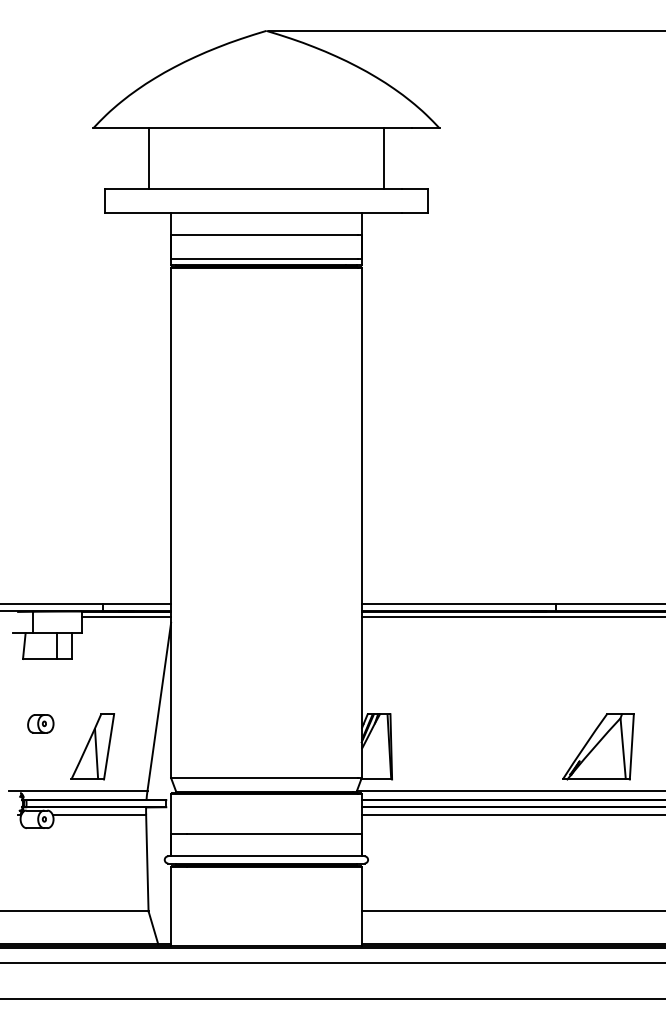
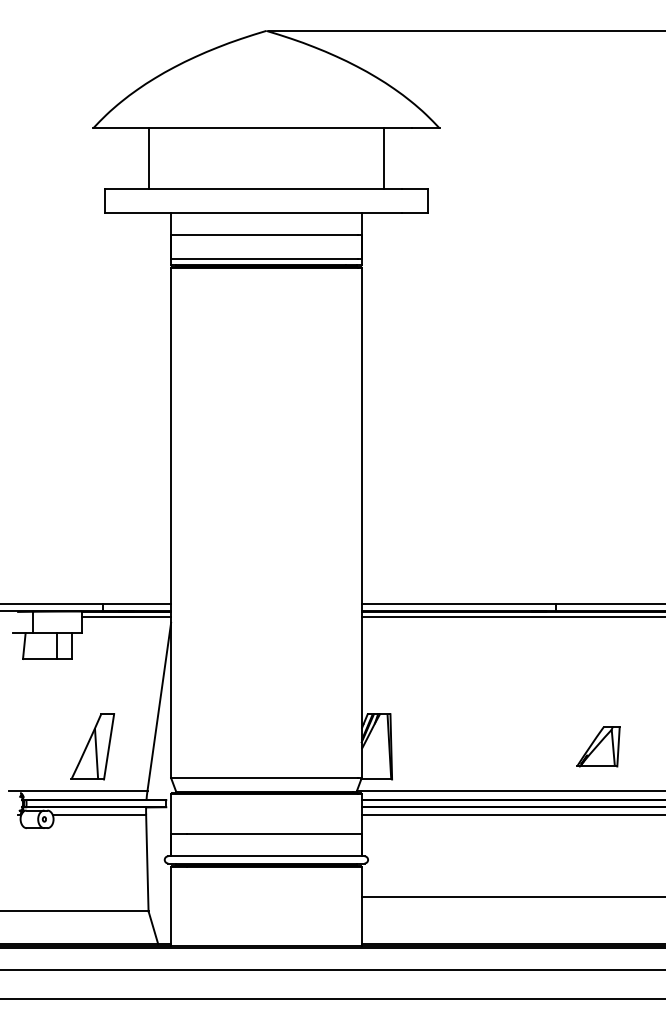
part: present -> none (40, 723)
part size: 73x68 px -> 45x42 px (598, 746)
line position: (511, 911) -> (511, 897) (511, 897)
line position: (332, 963) -> (332, 970) (332, 970)
